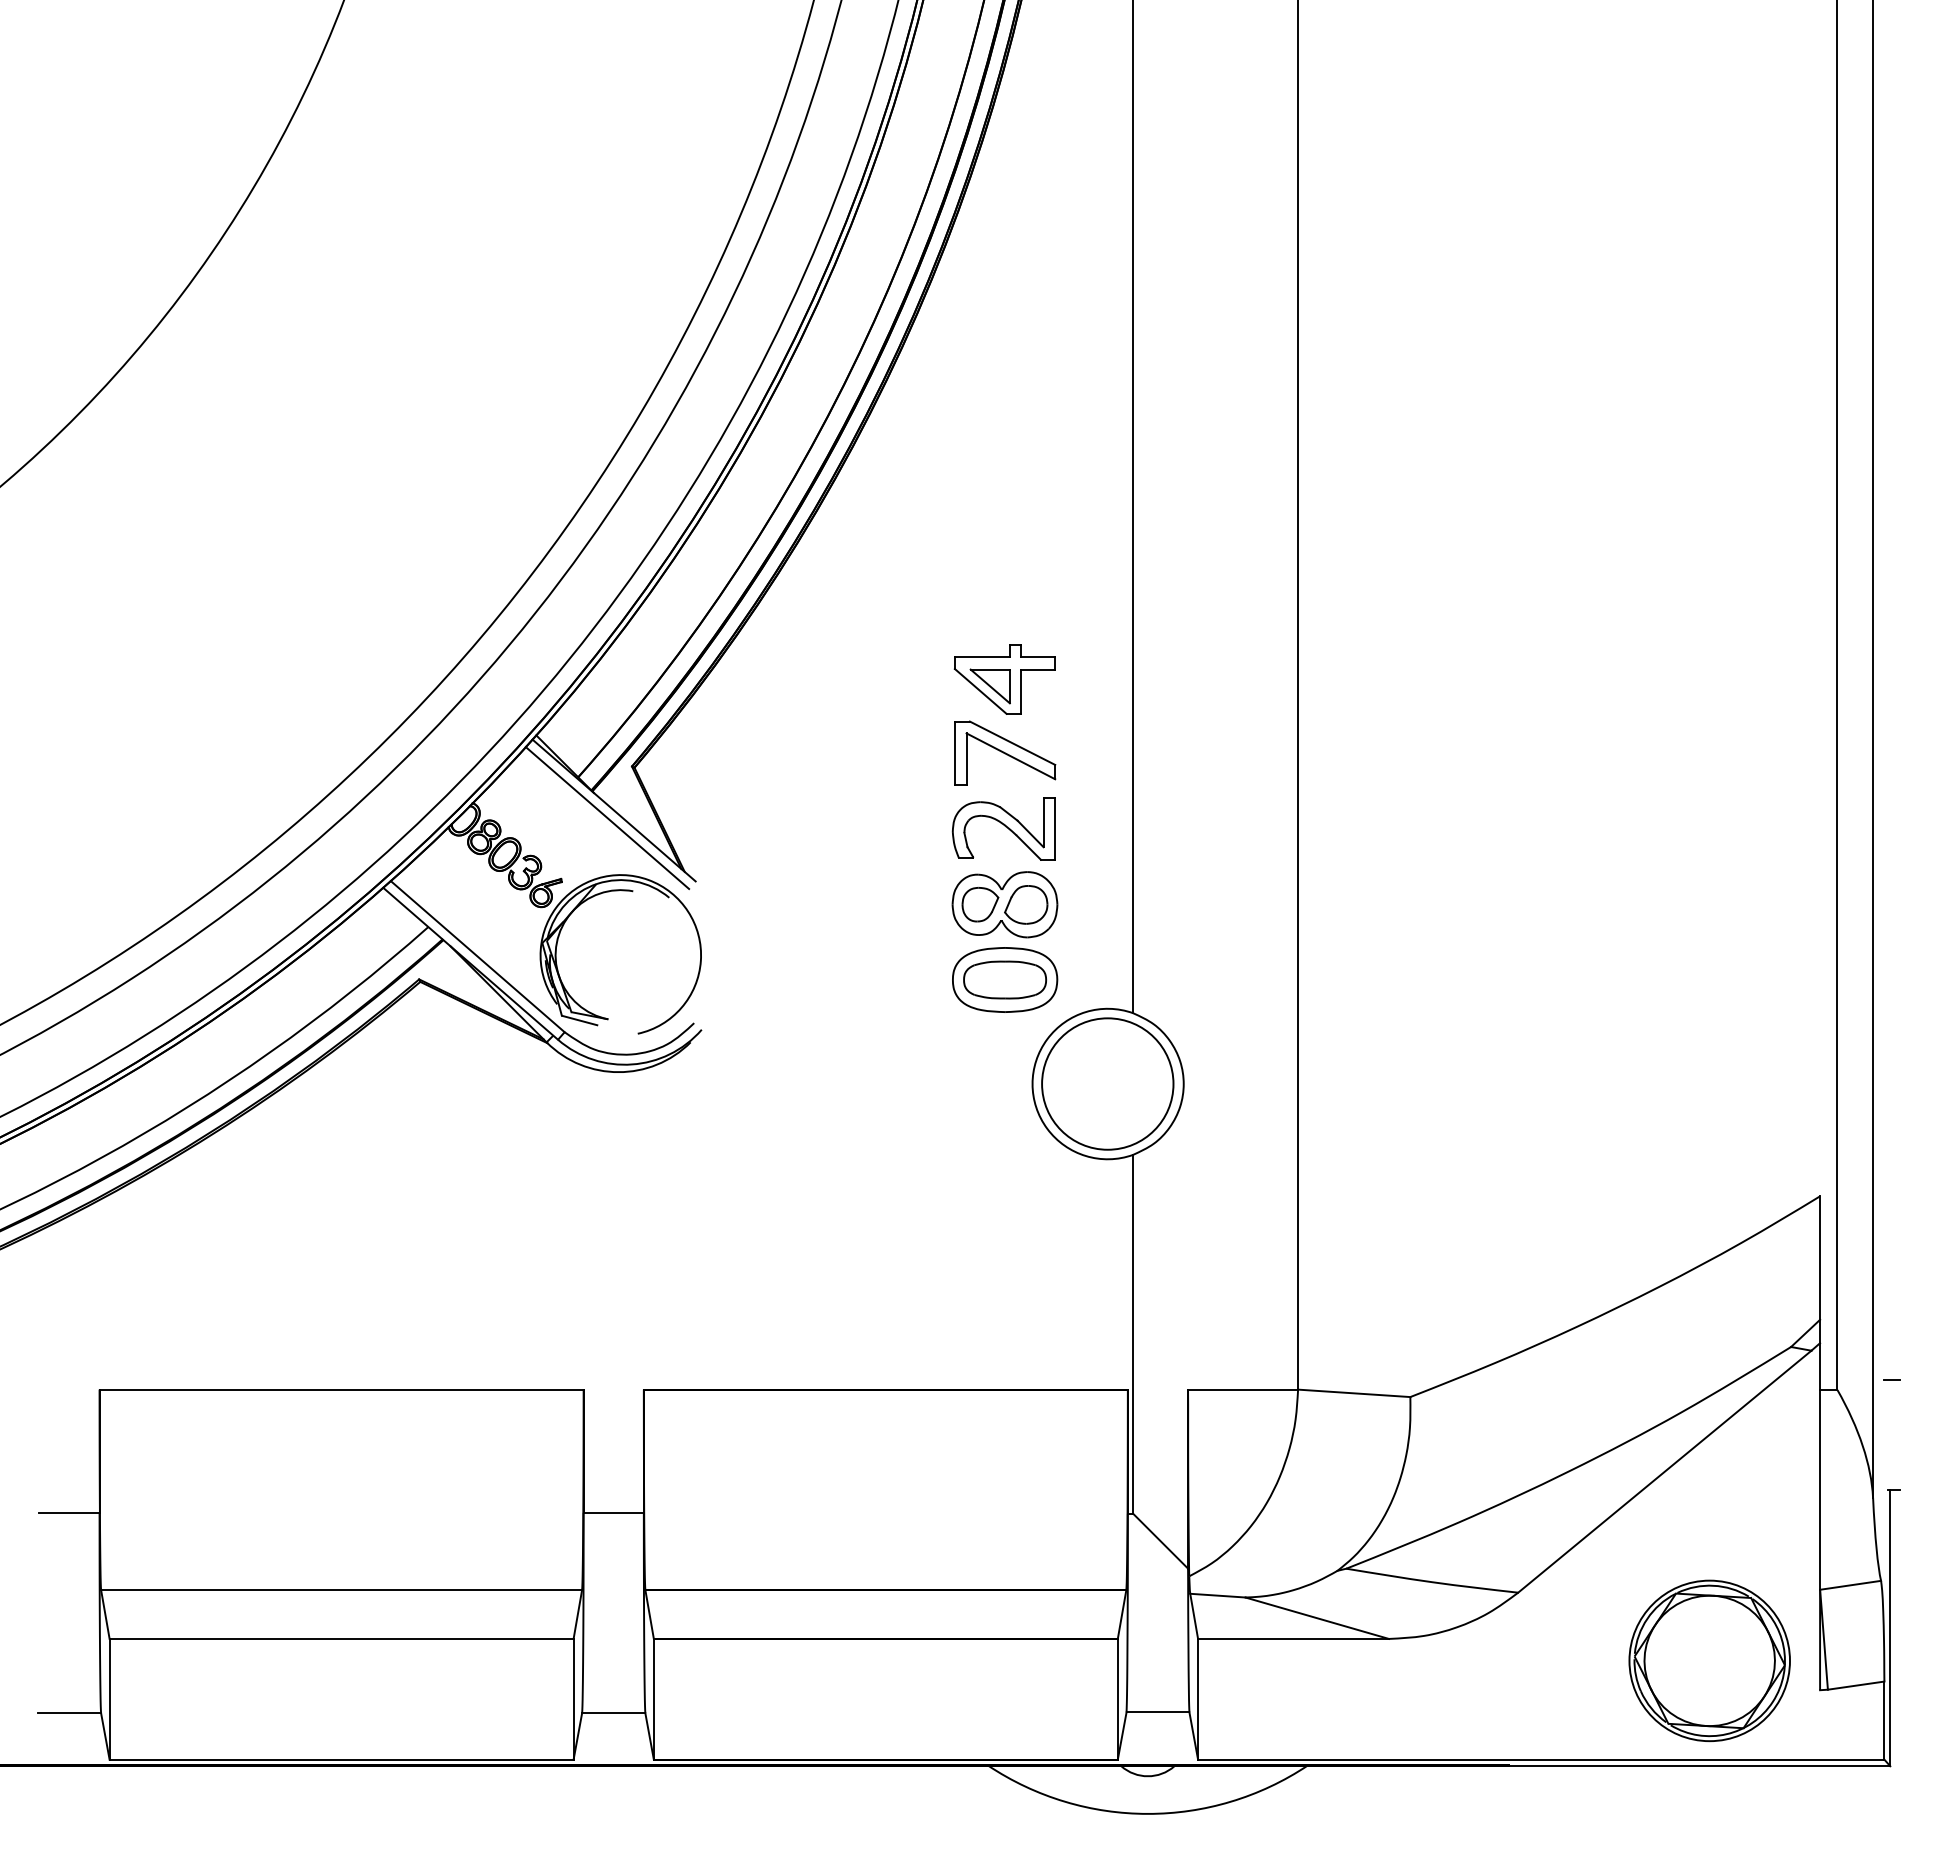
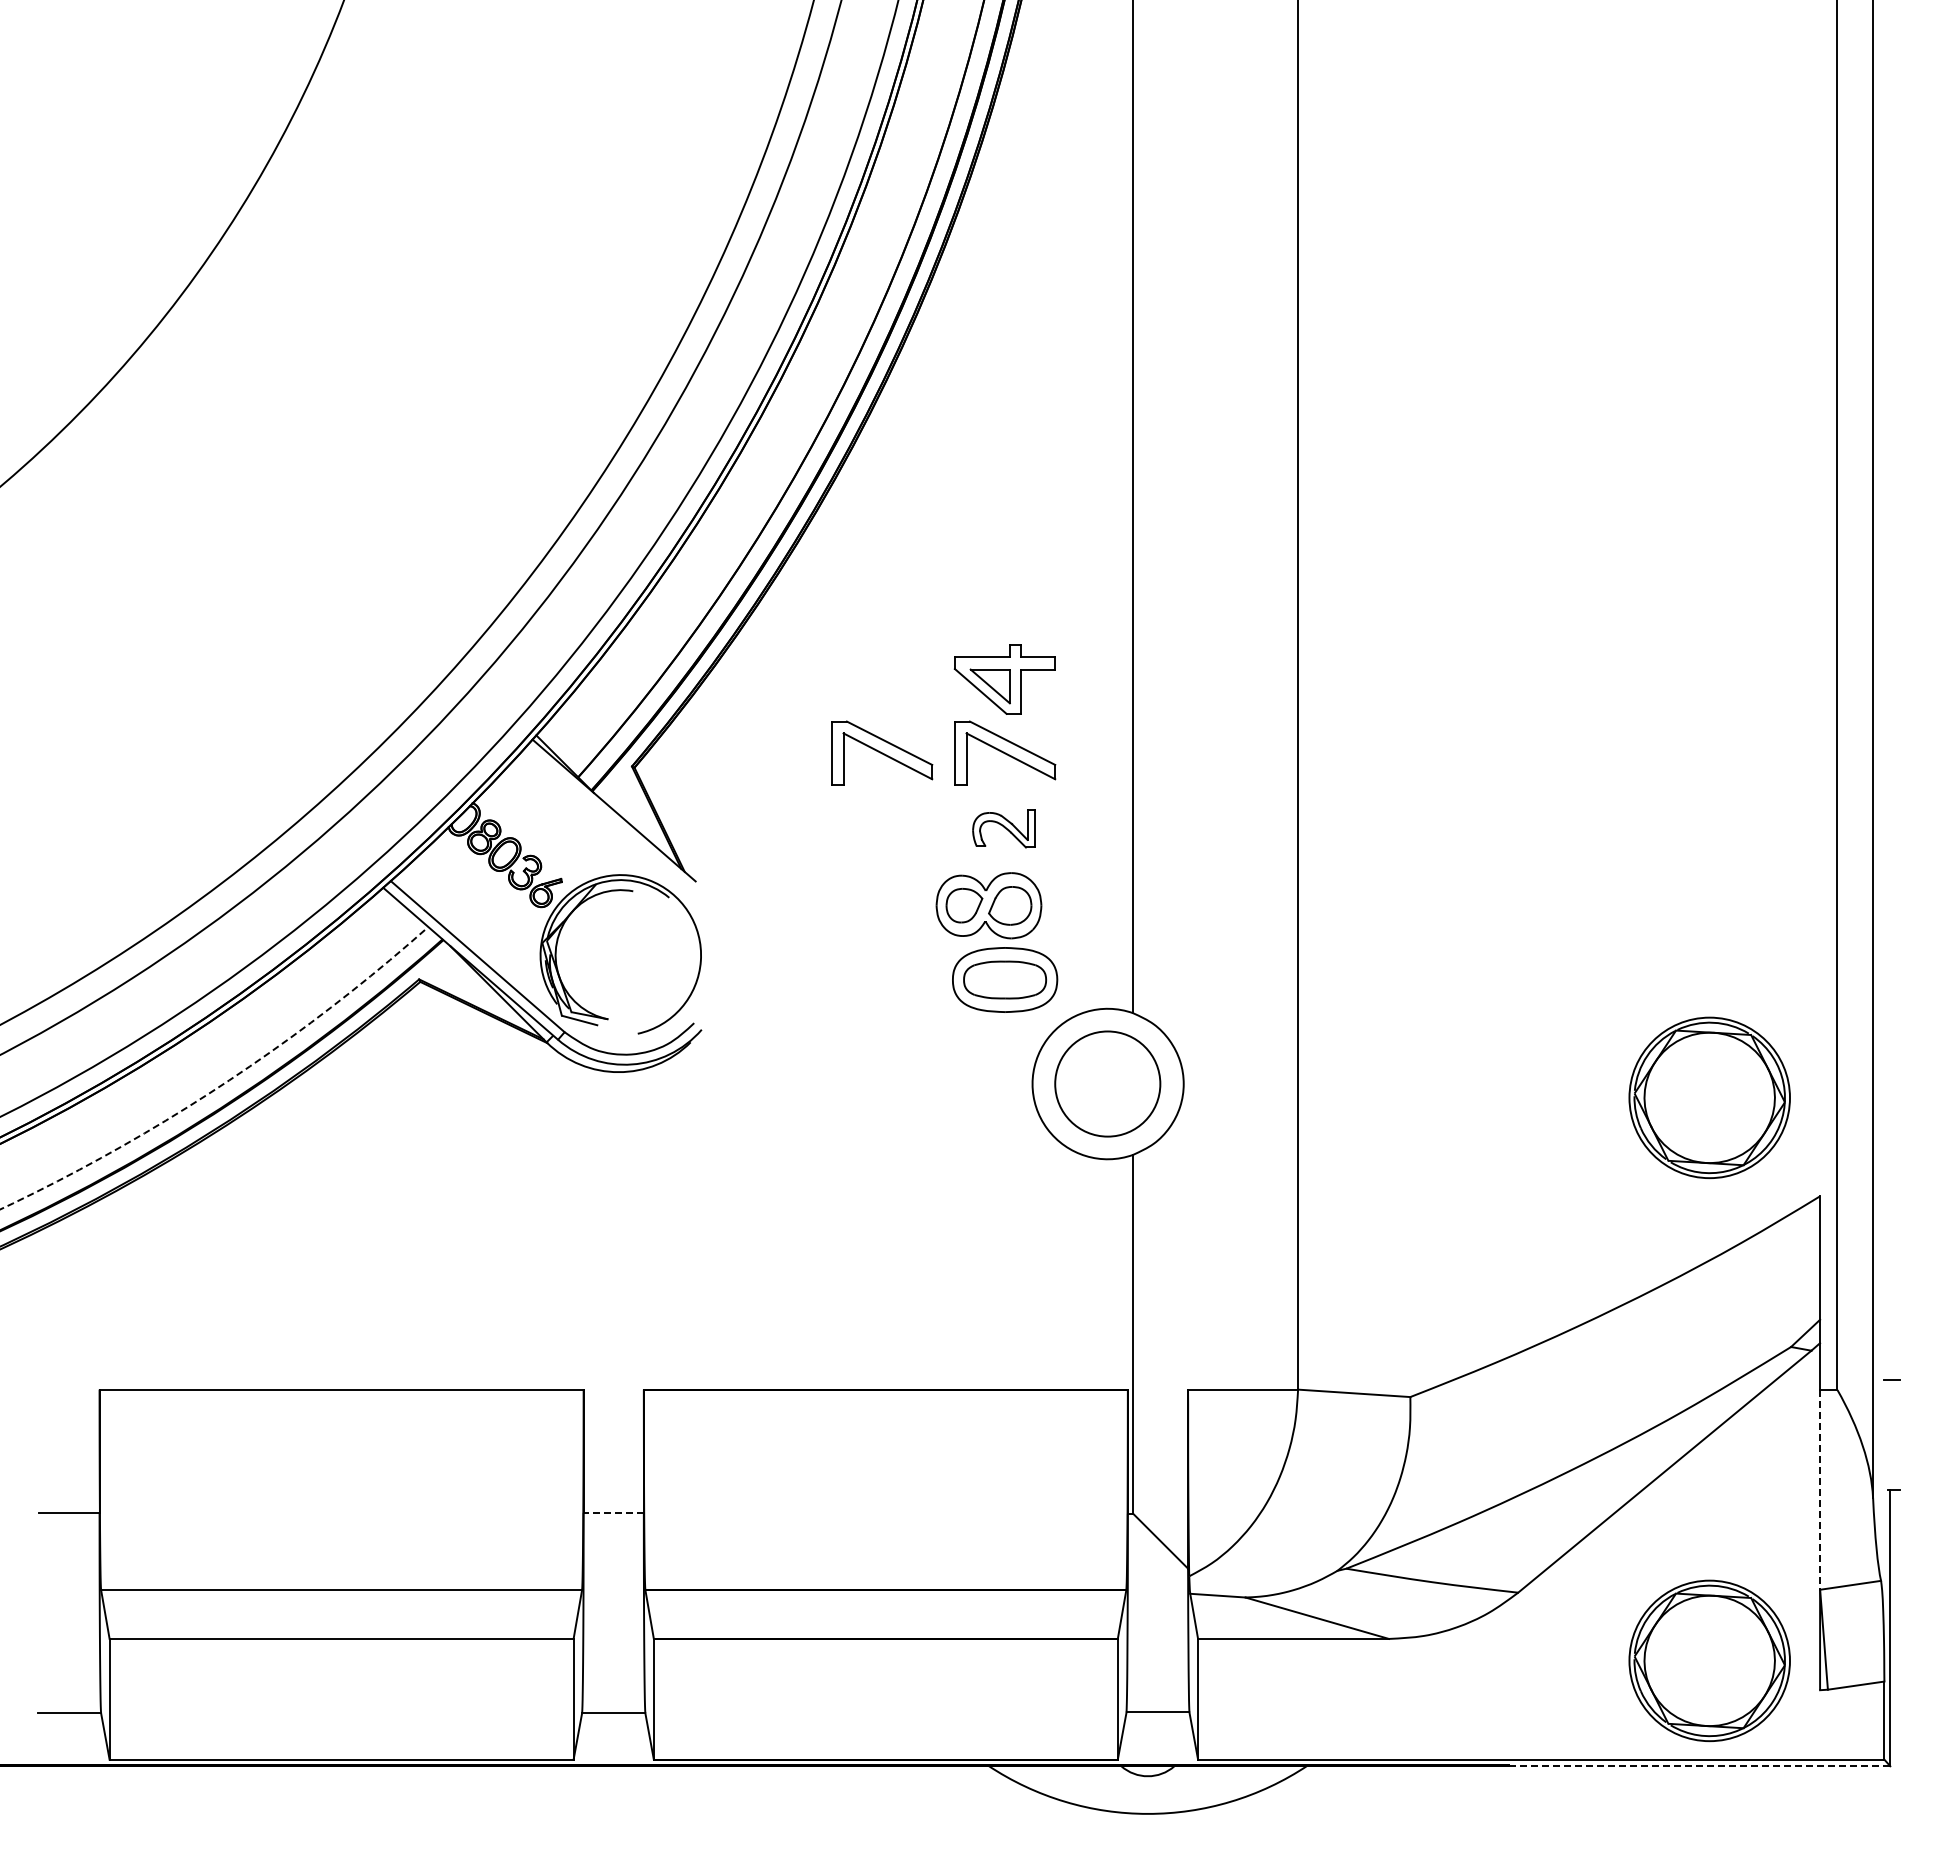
part: none -> present (882, 752)
line: present -> none (607, 818)
part size: 105x64 px -> 64x40 px (1003, 828)
part position: (1004, 904) -> (988, 905) (988, 905)
arc: solid -> dashed (225, 1082)
circle diameter: 131 px -> 105 px (1107, 1083)
part: none -> present (1709, 1097)
line: solid -> dashed (1820, 1489)
line: solid -> dashed (613, 1512)
line: solid -> dashed (1699, 1766)
